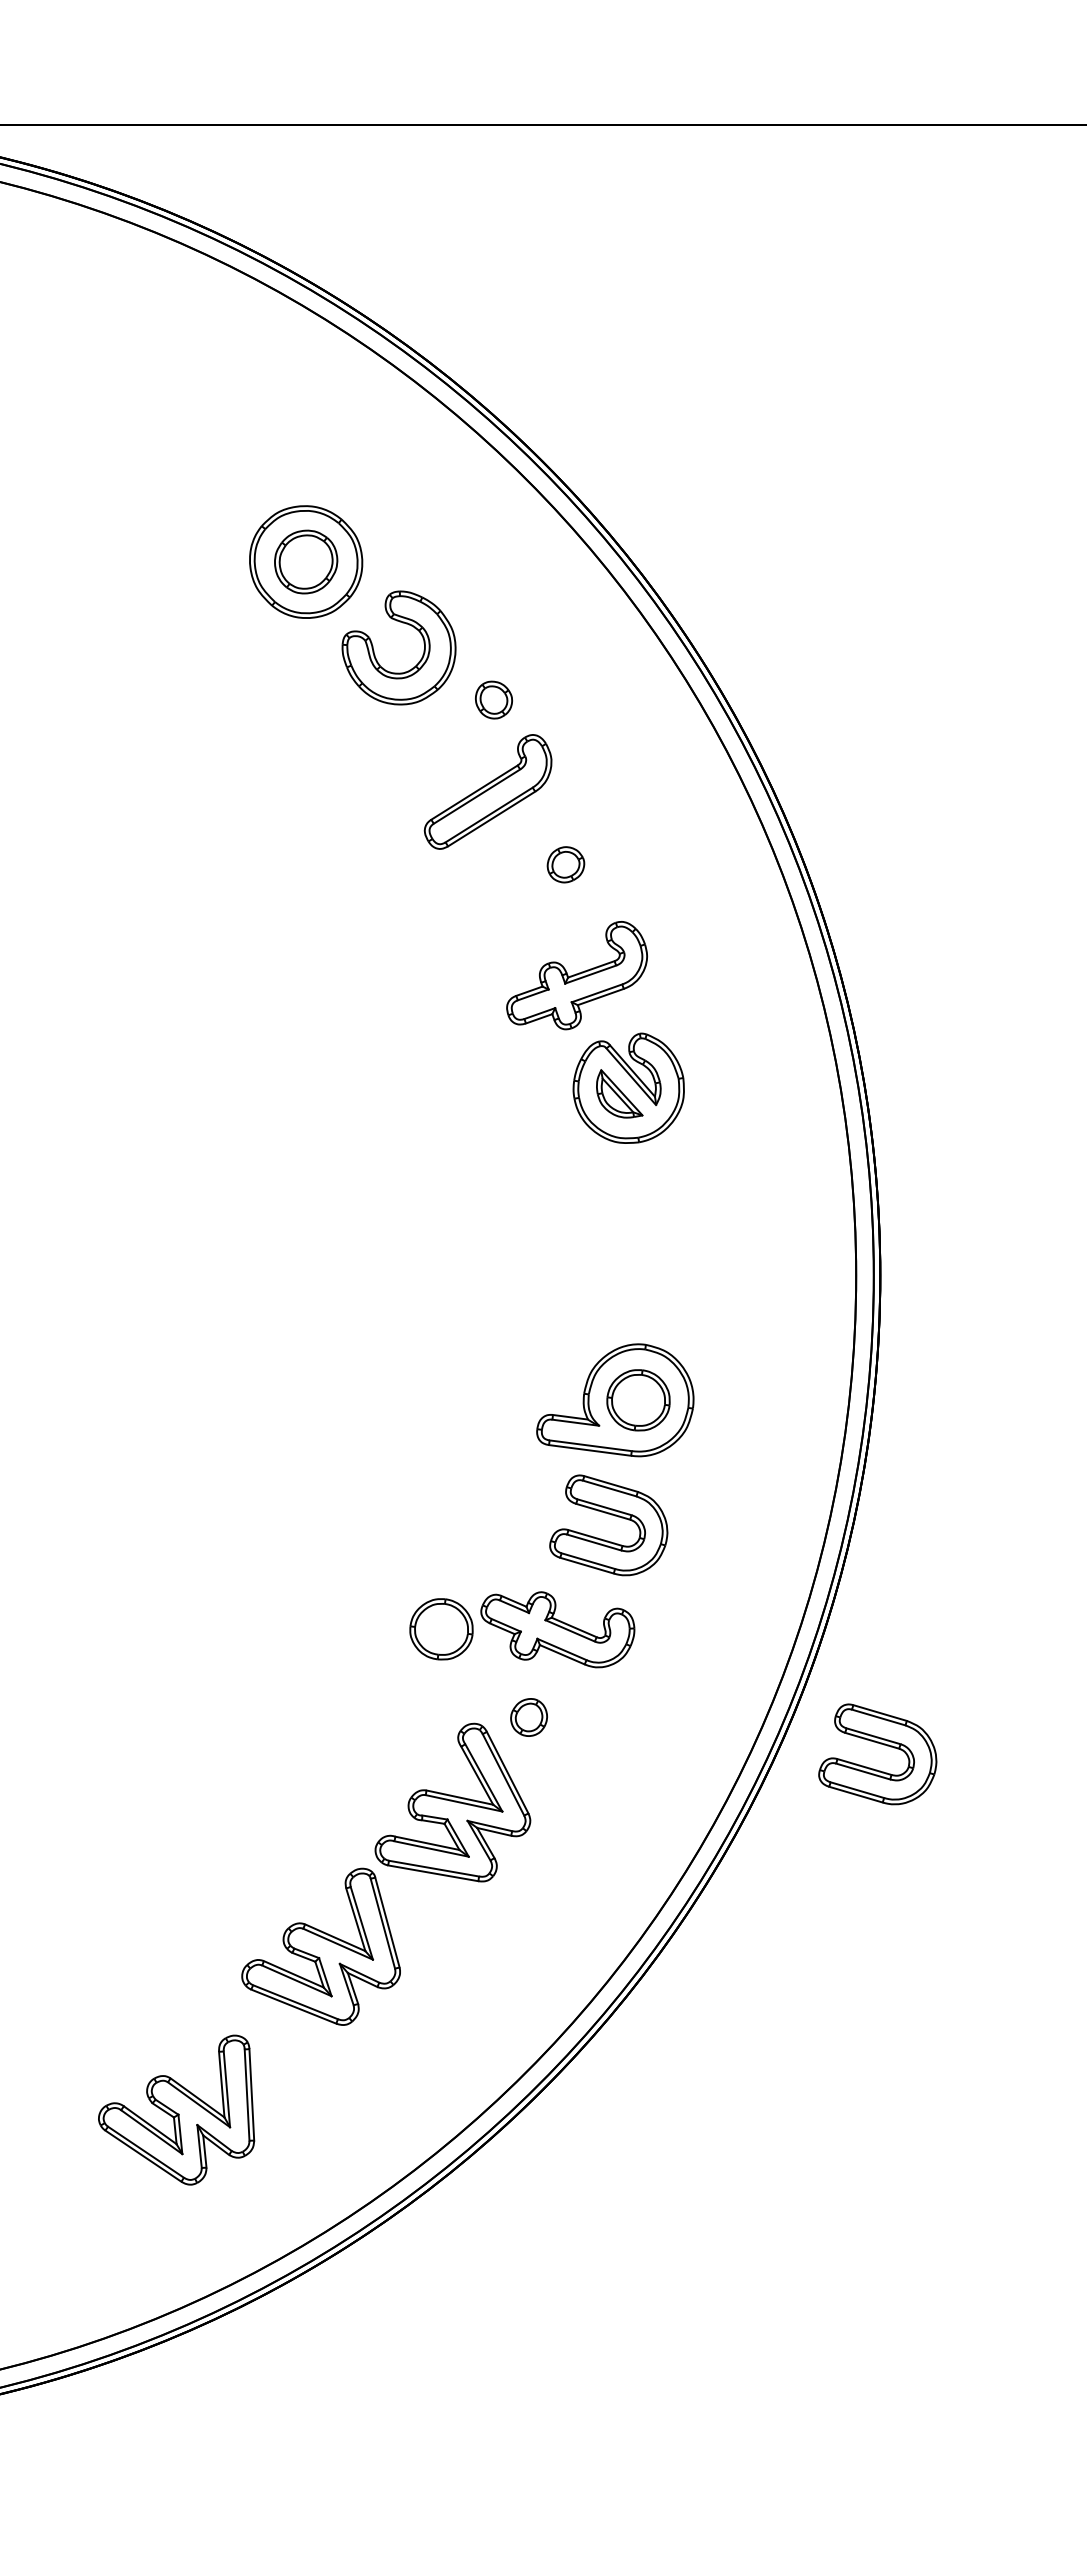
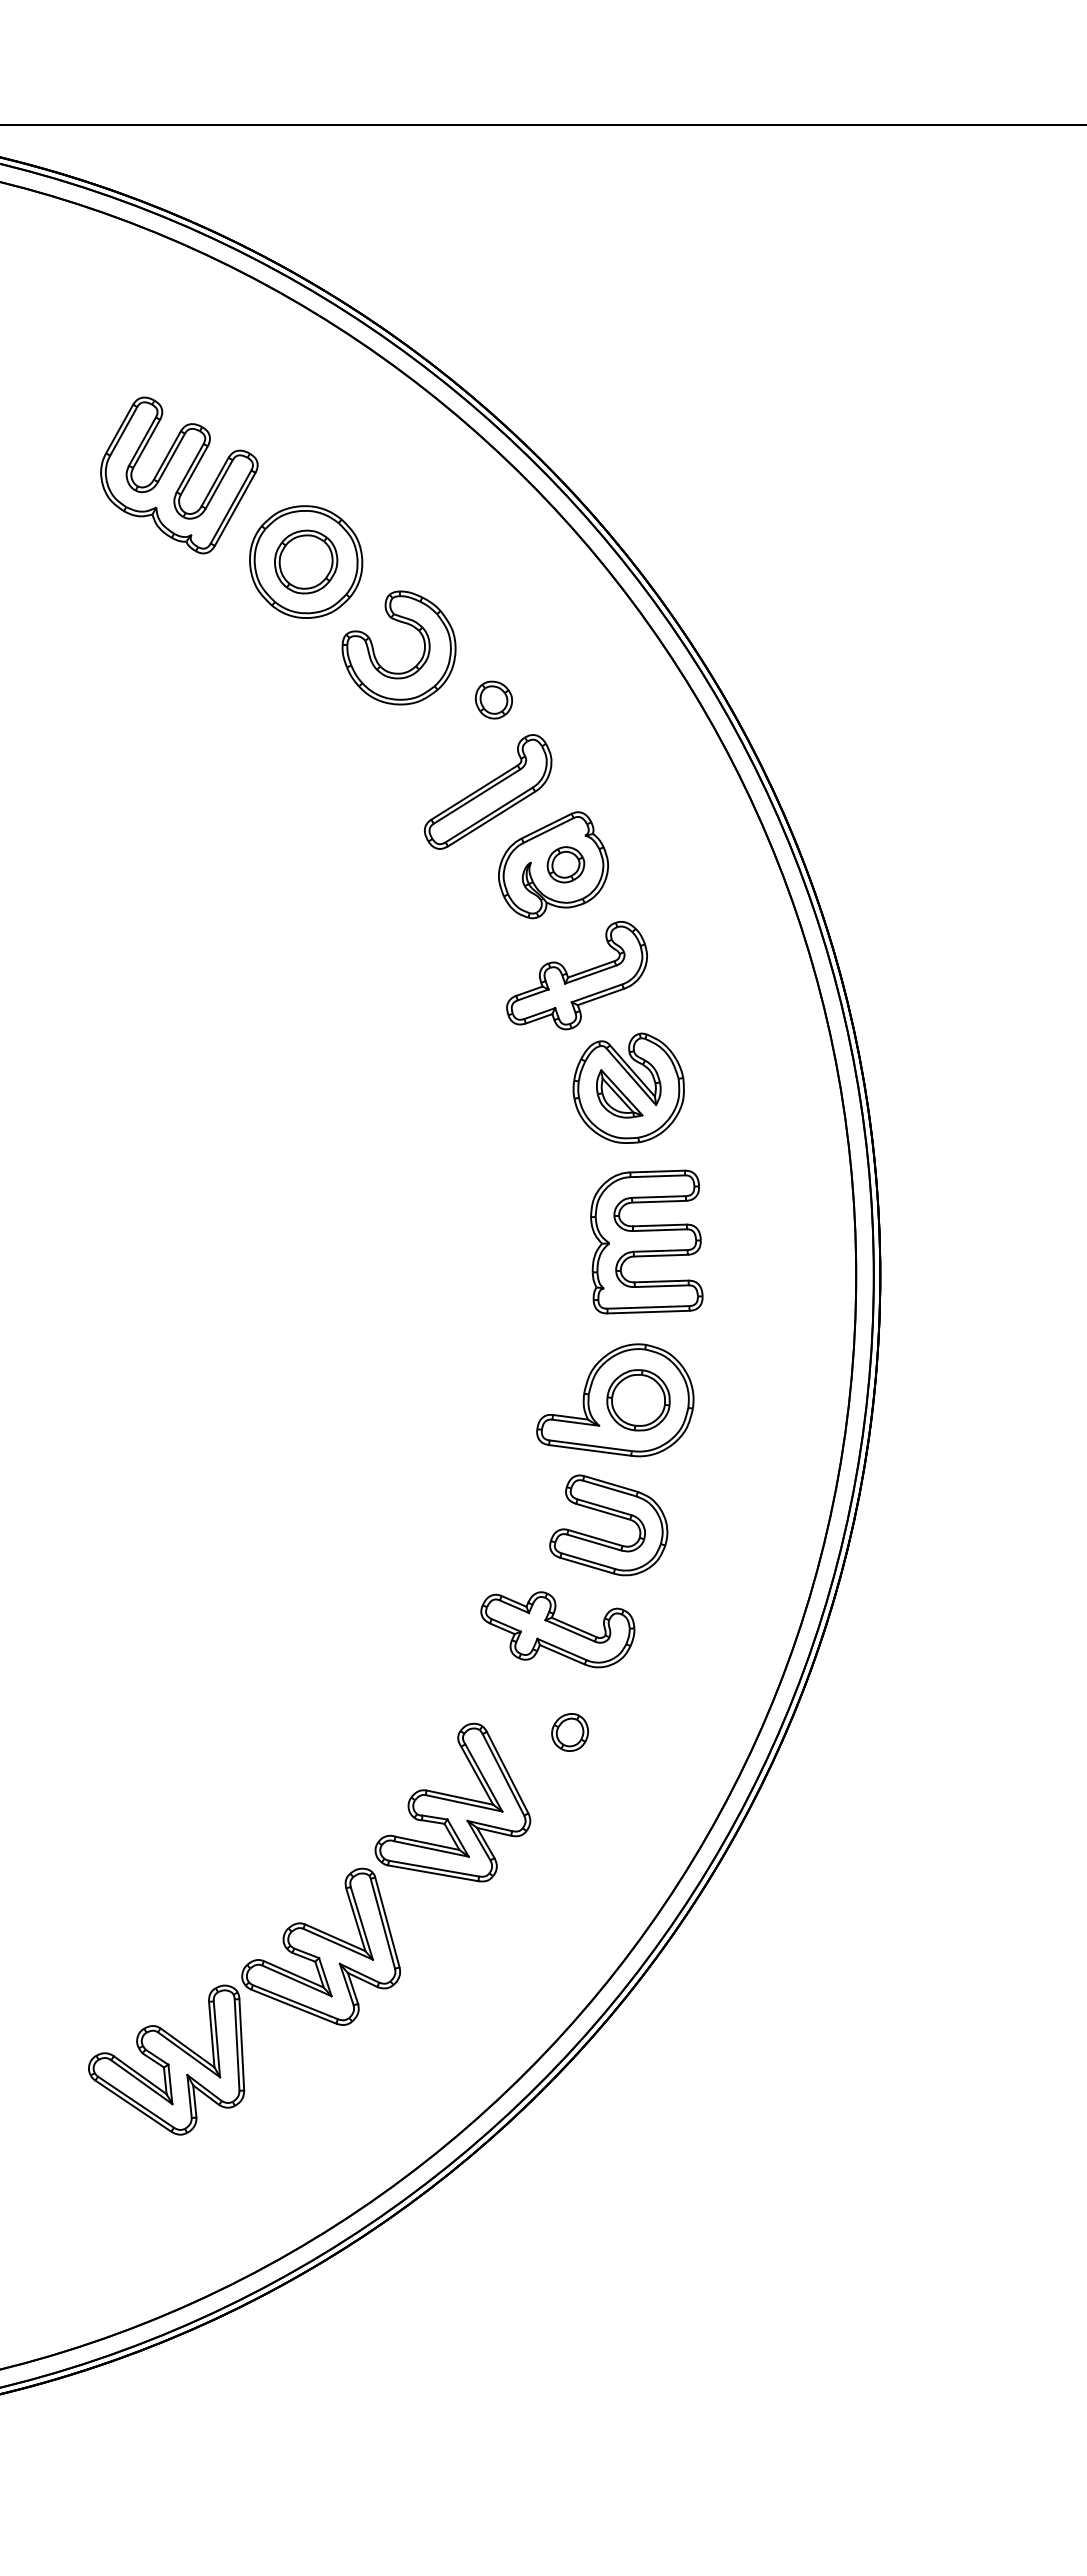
part: none -> present (179, 475)
part: none -> present (553, 865)
part: none -> present (646, 1241)
part: present -> none (441, 1629)
part position: (528, 1717) -> (569, 1732) (569, 1732)
part: present -> none (880, 1744)
part position: (176, 2109) -> (166, 2059) (166, 2059)
